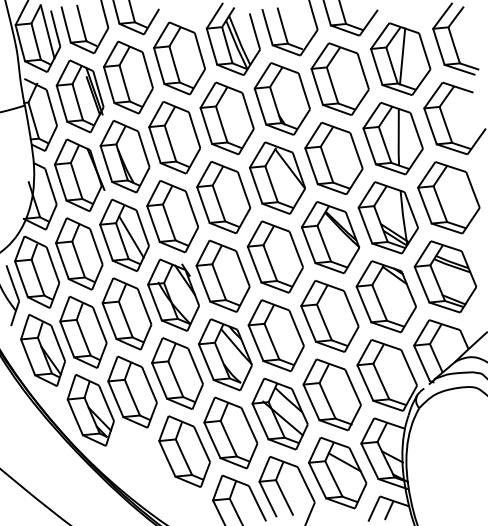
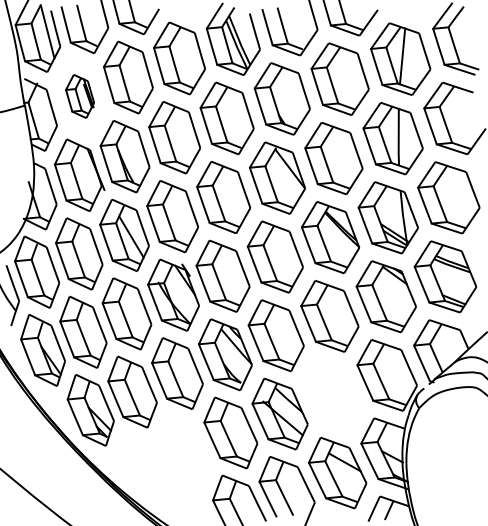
part size: 50x75 px -> 30x45 px (79, 96)
part: present -> none (331, 394)
part: present -> none (184, 451)
